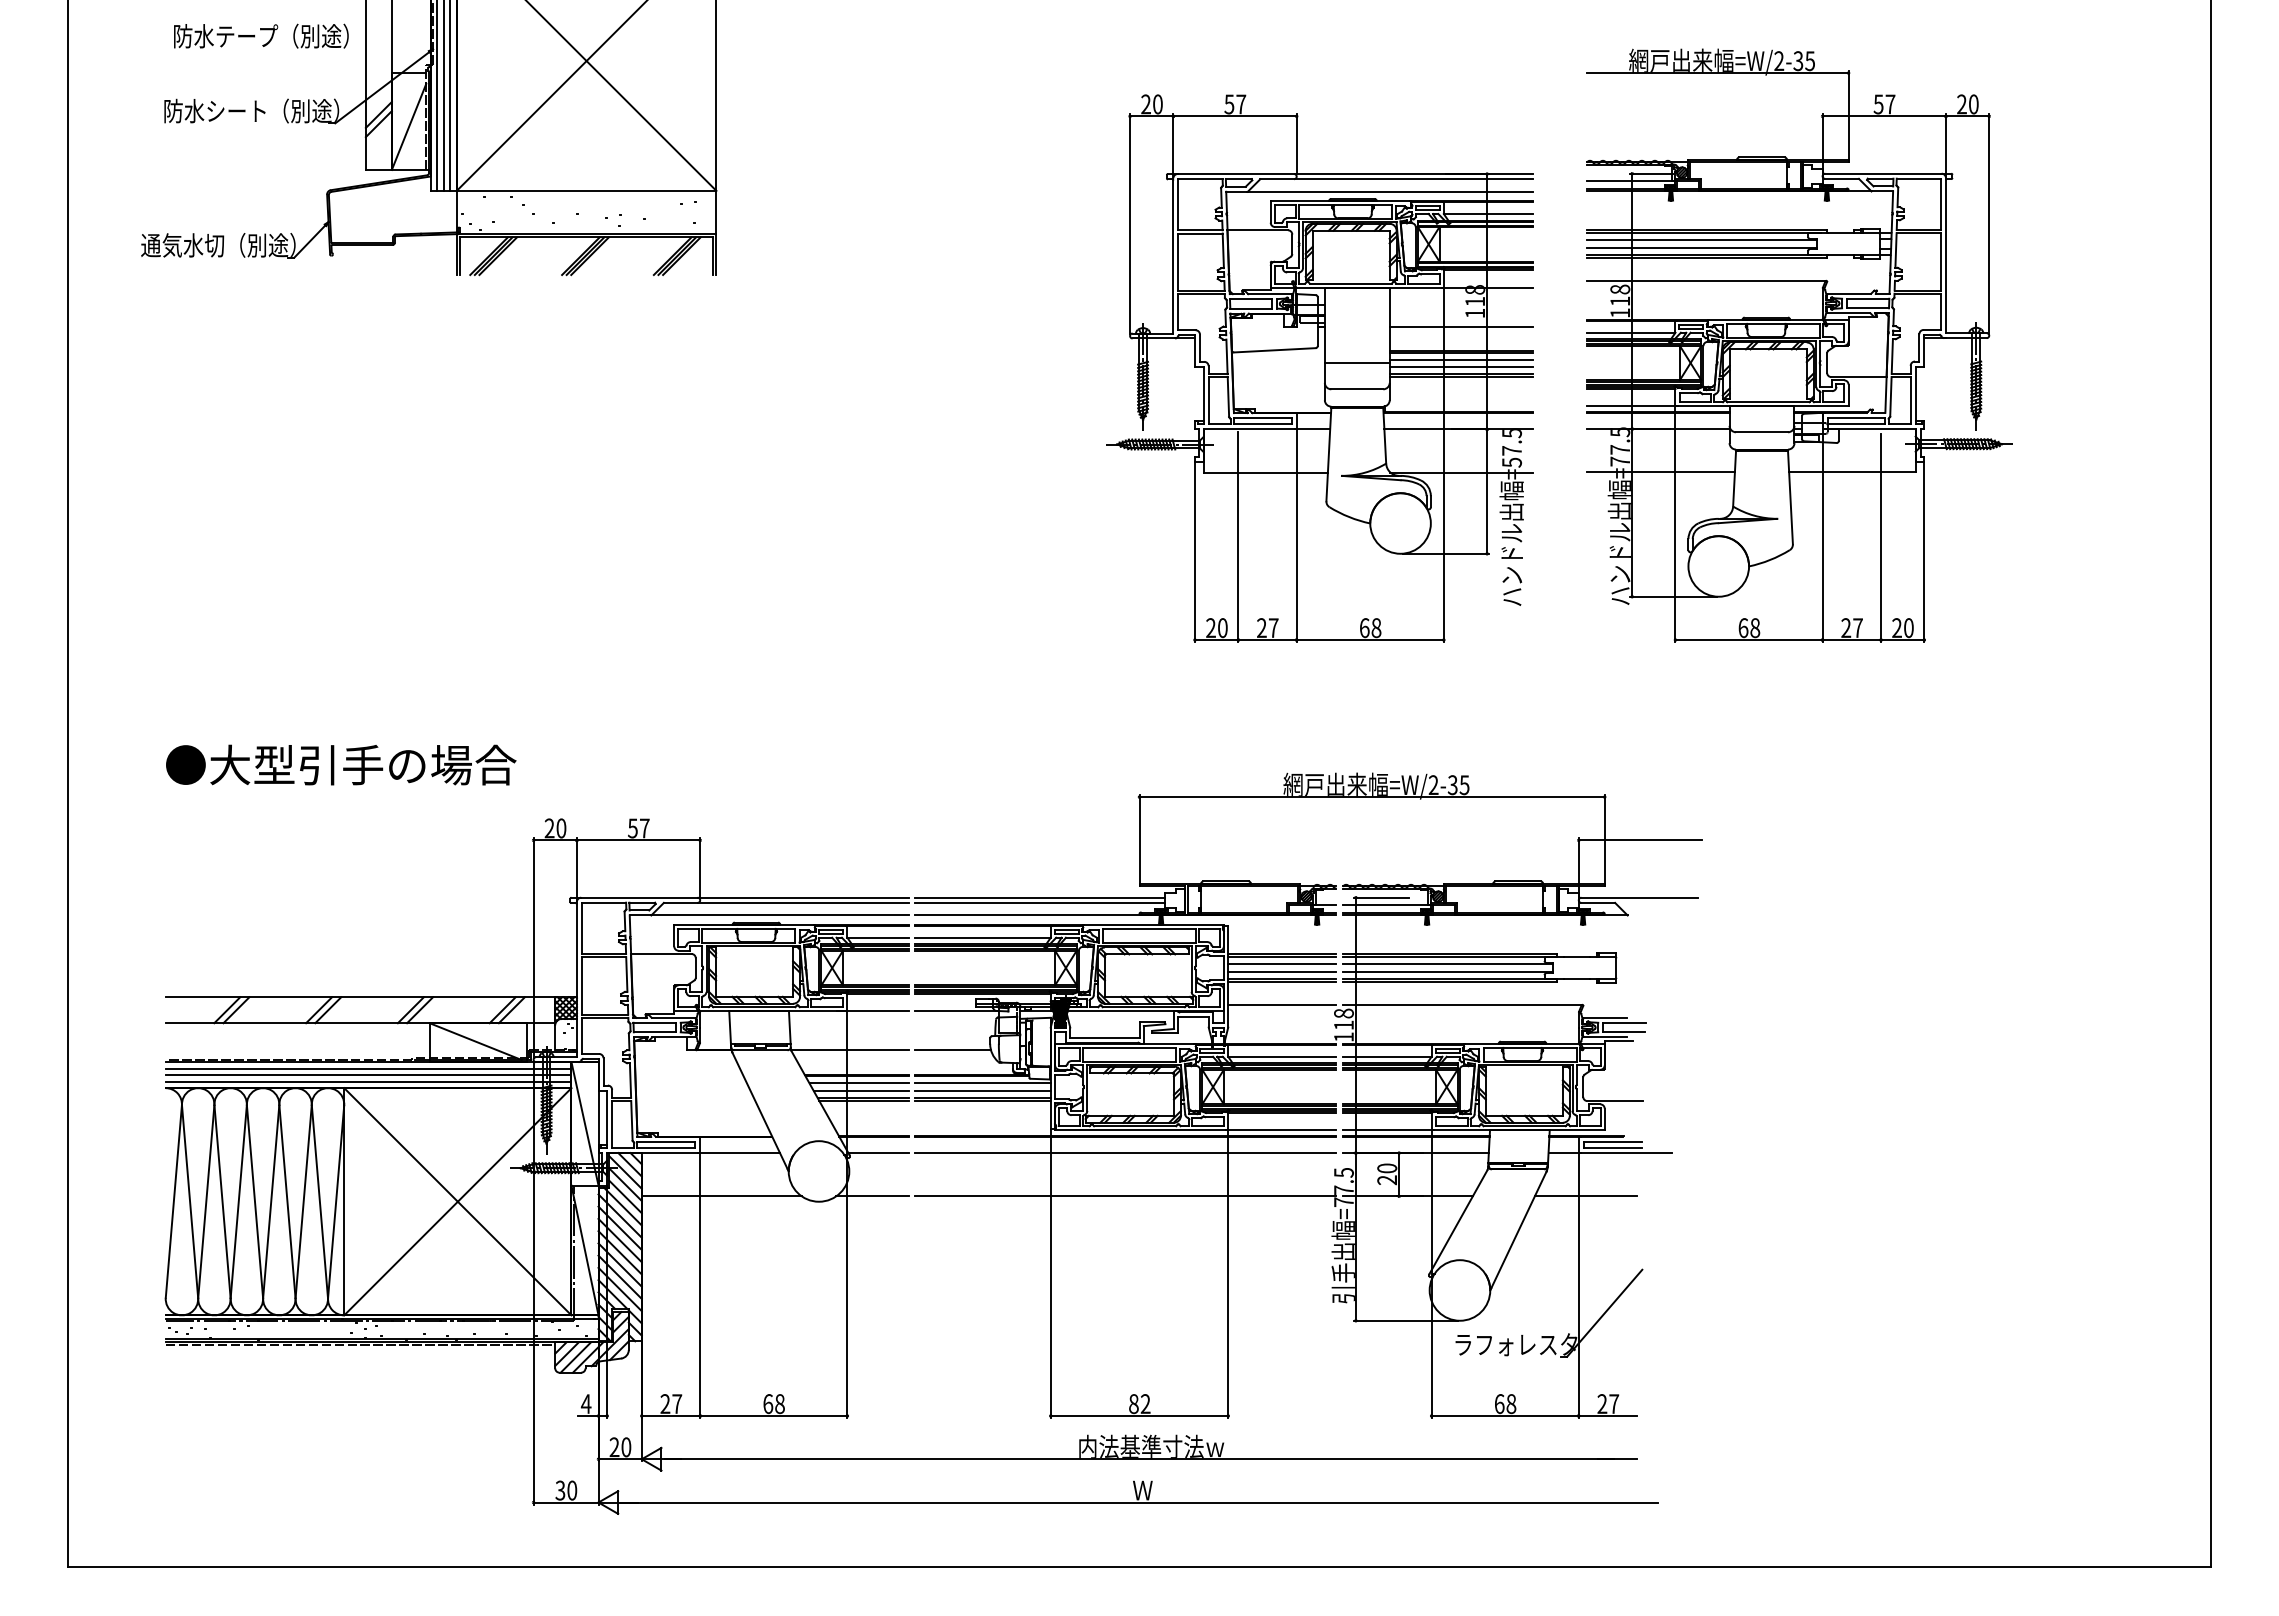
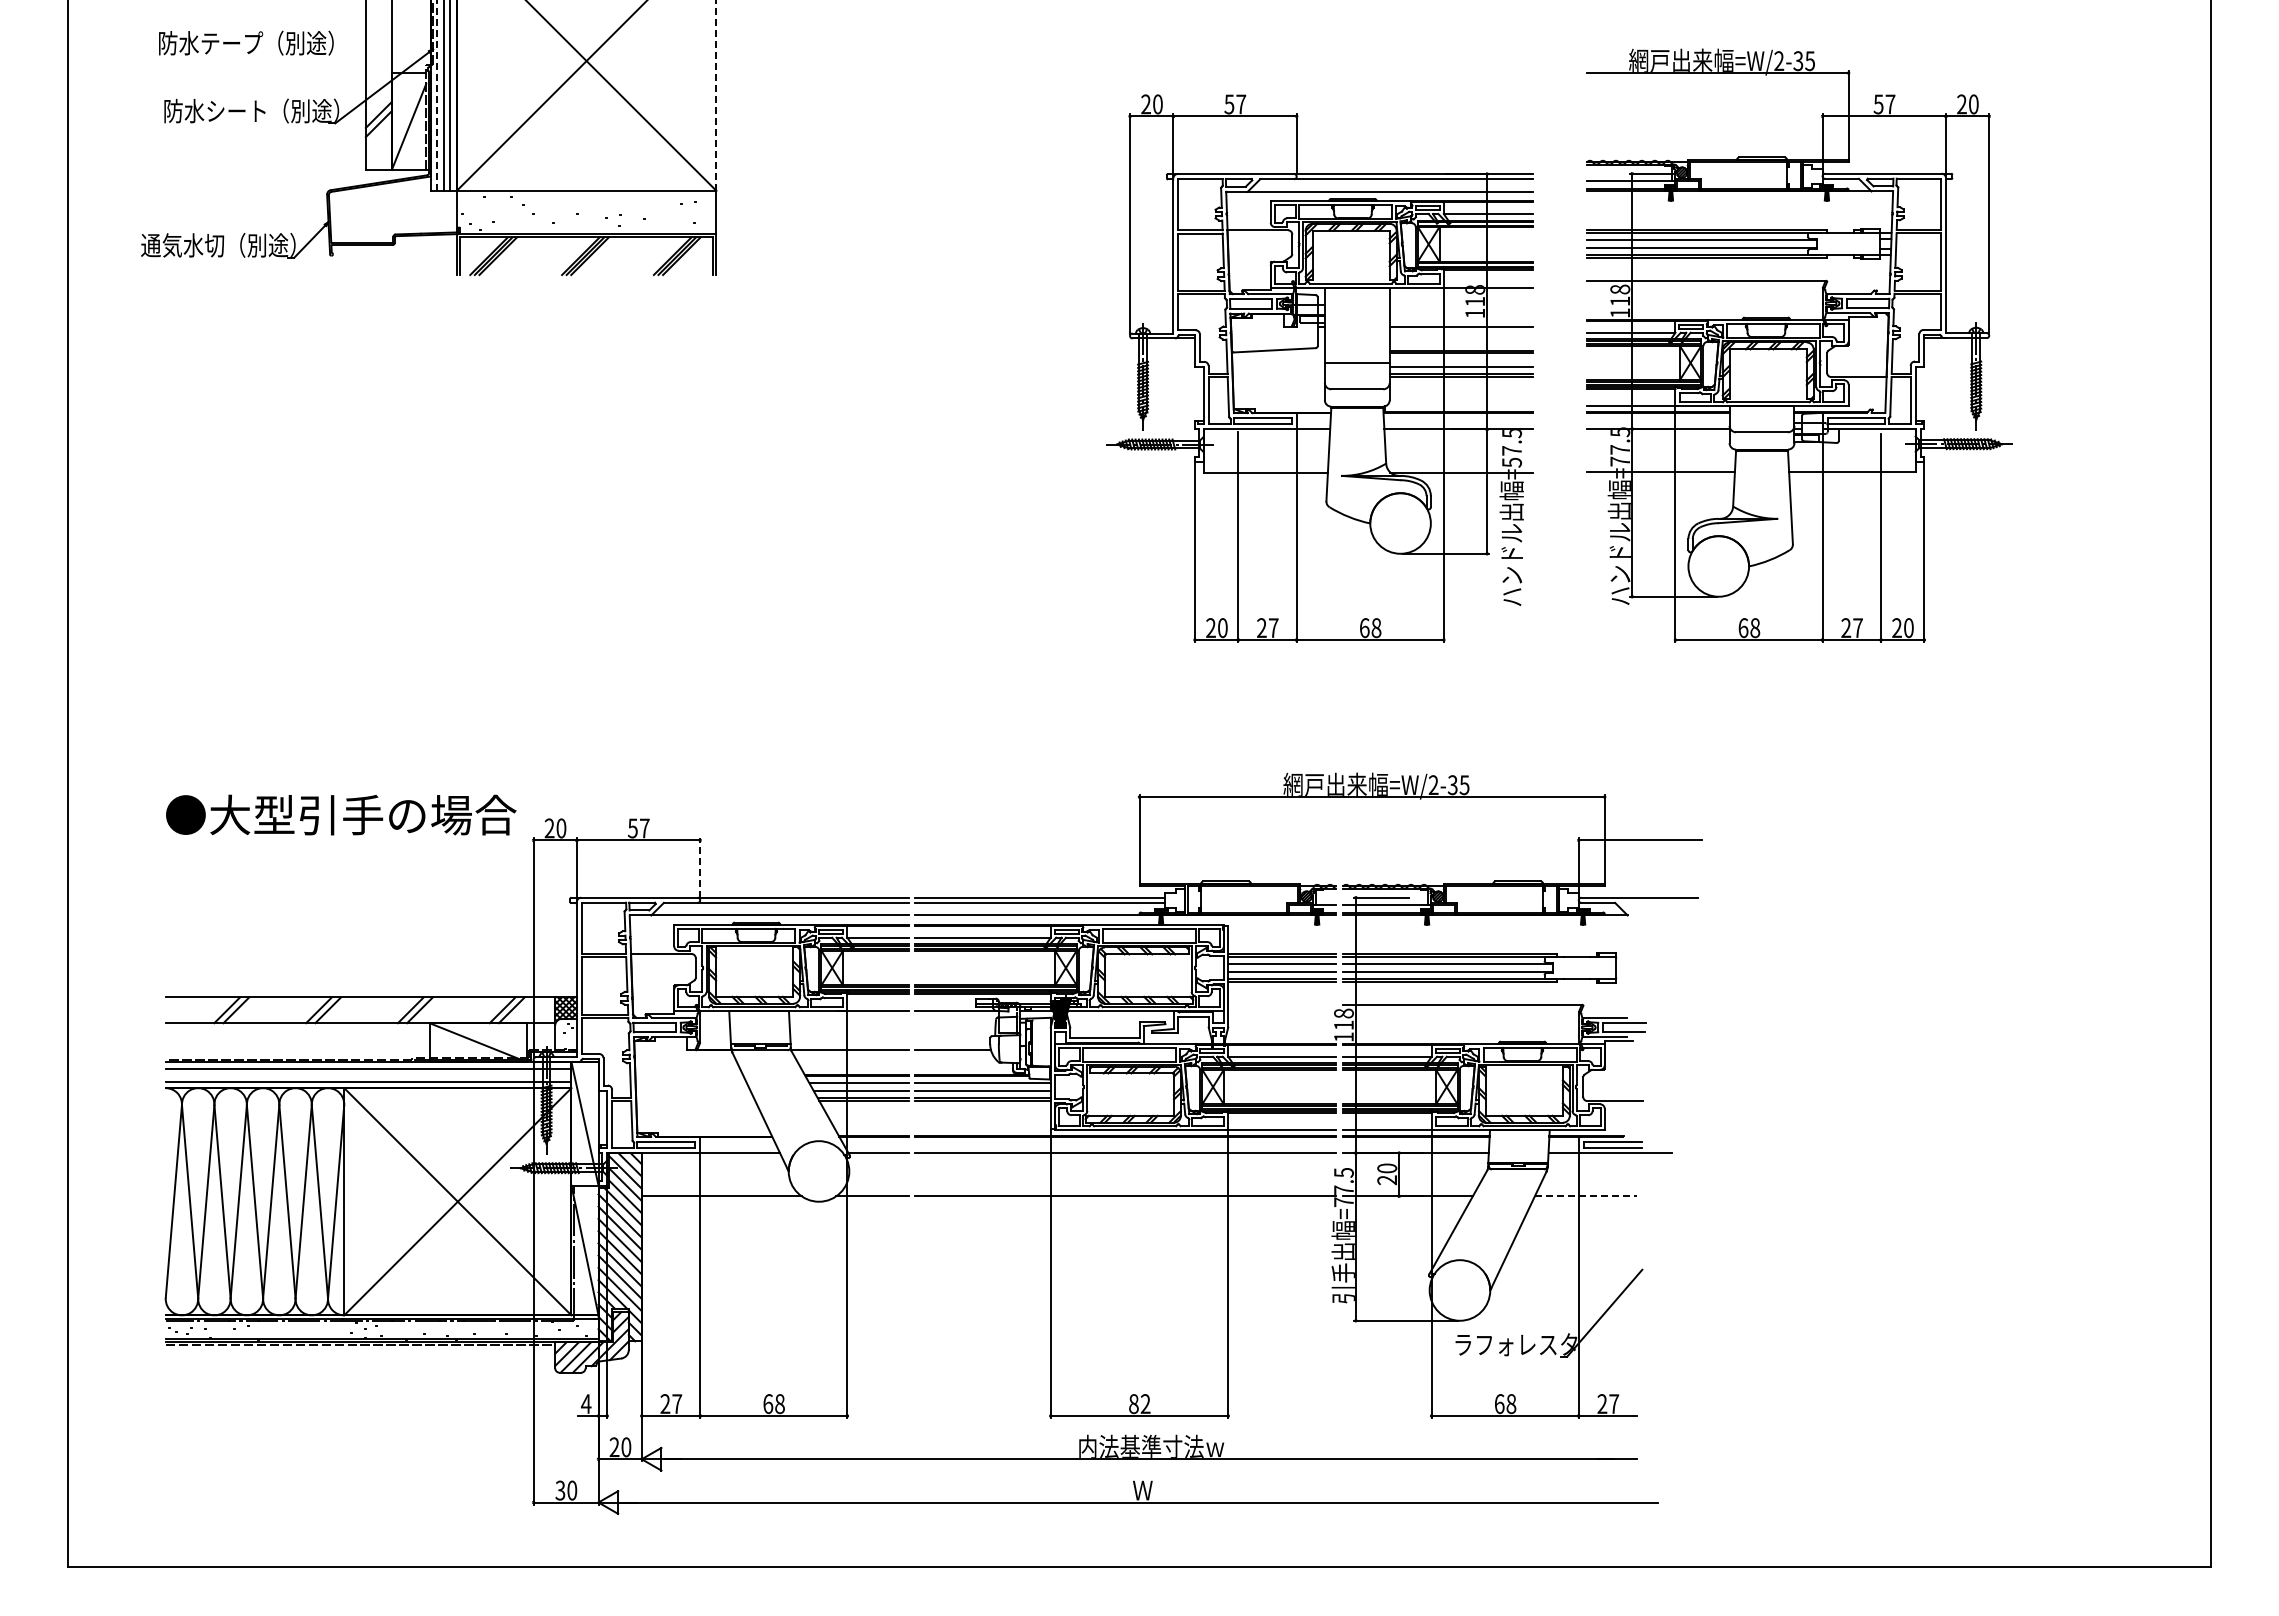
text position: (261, 35) -> (246, 42) (246, 42)
line: solid -> dashed (437, 94)
line: solid -> dashed (716, 95)
line: present -> none (1460, 359)
text position: (341, 764) -> (341, 814) (341, 814)
line: solid -> dashed (700, 868)
line: present -> none (1282, 1004)
line: present -> none (368, 1075)
line: solid -> dashed (1586, 1196)
